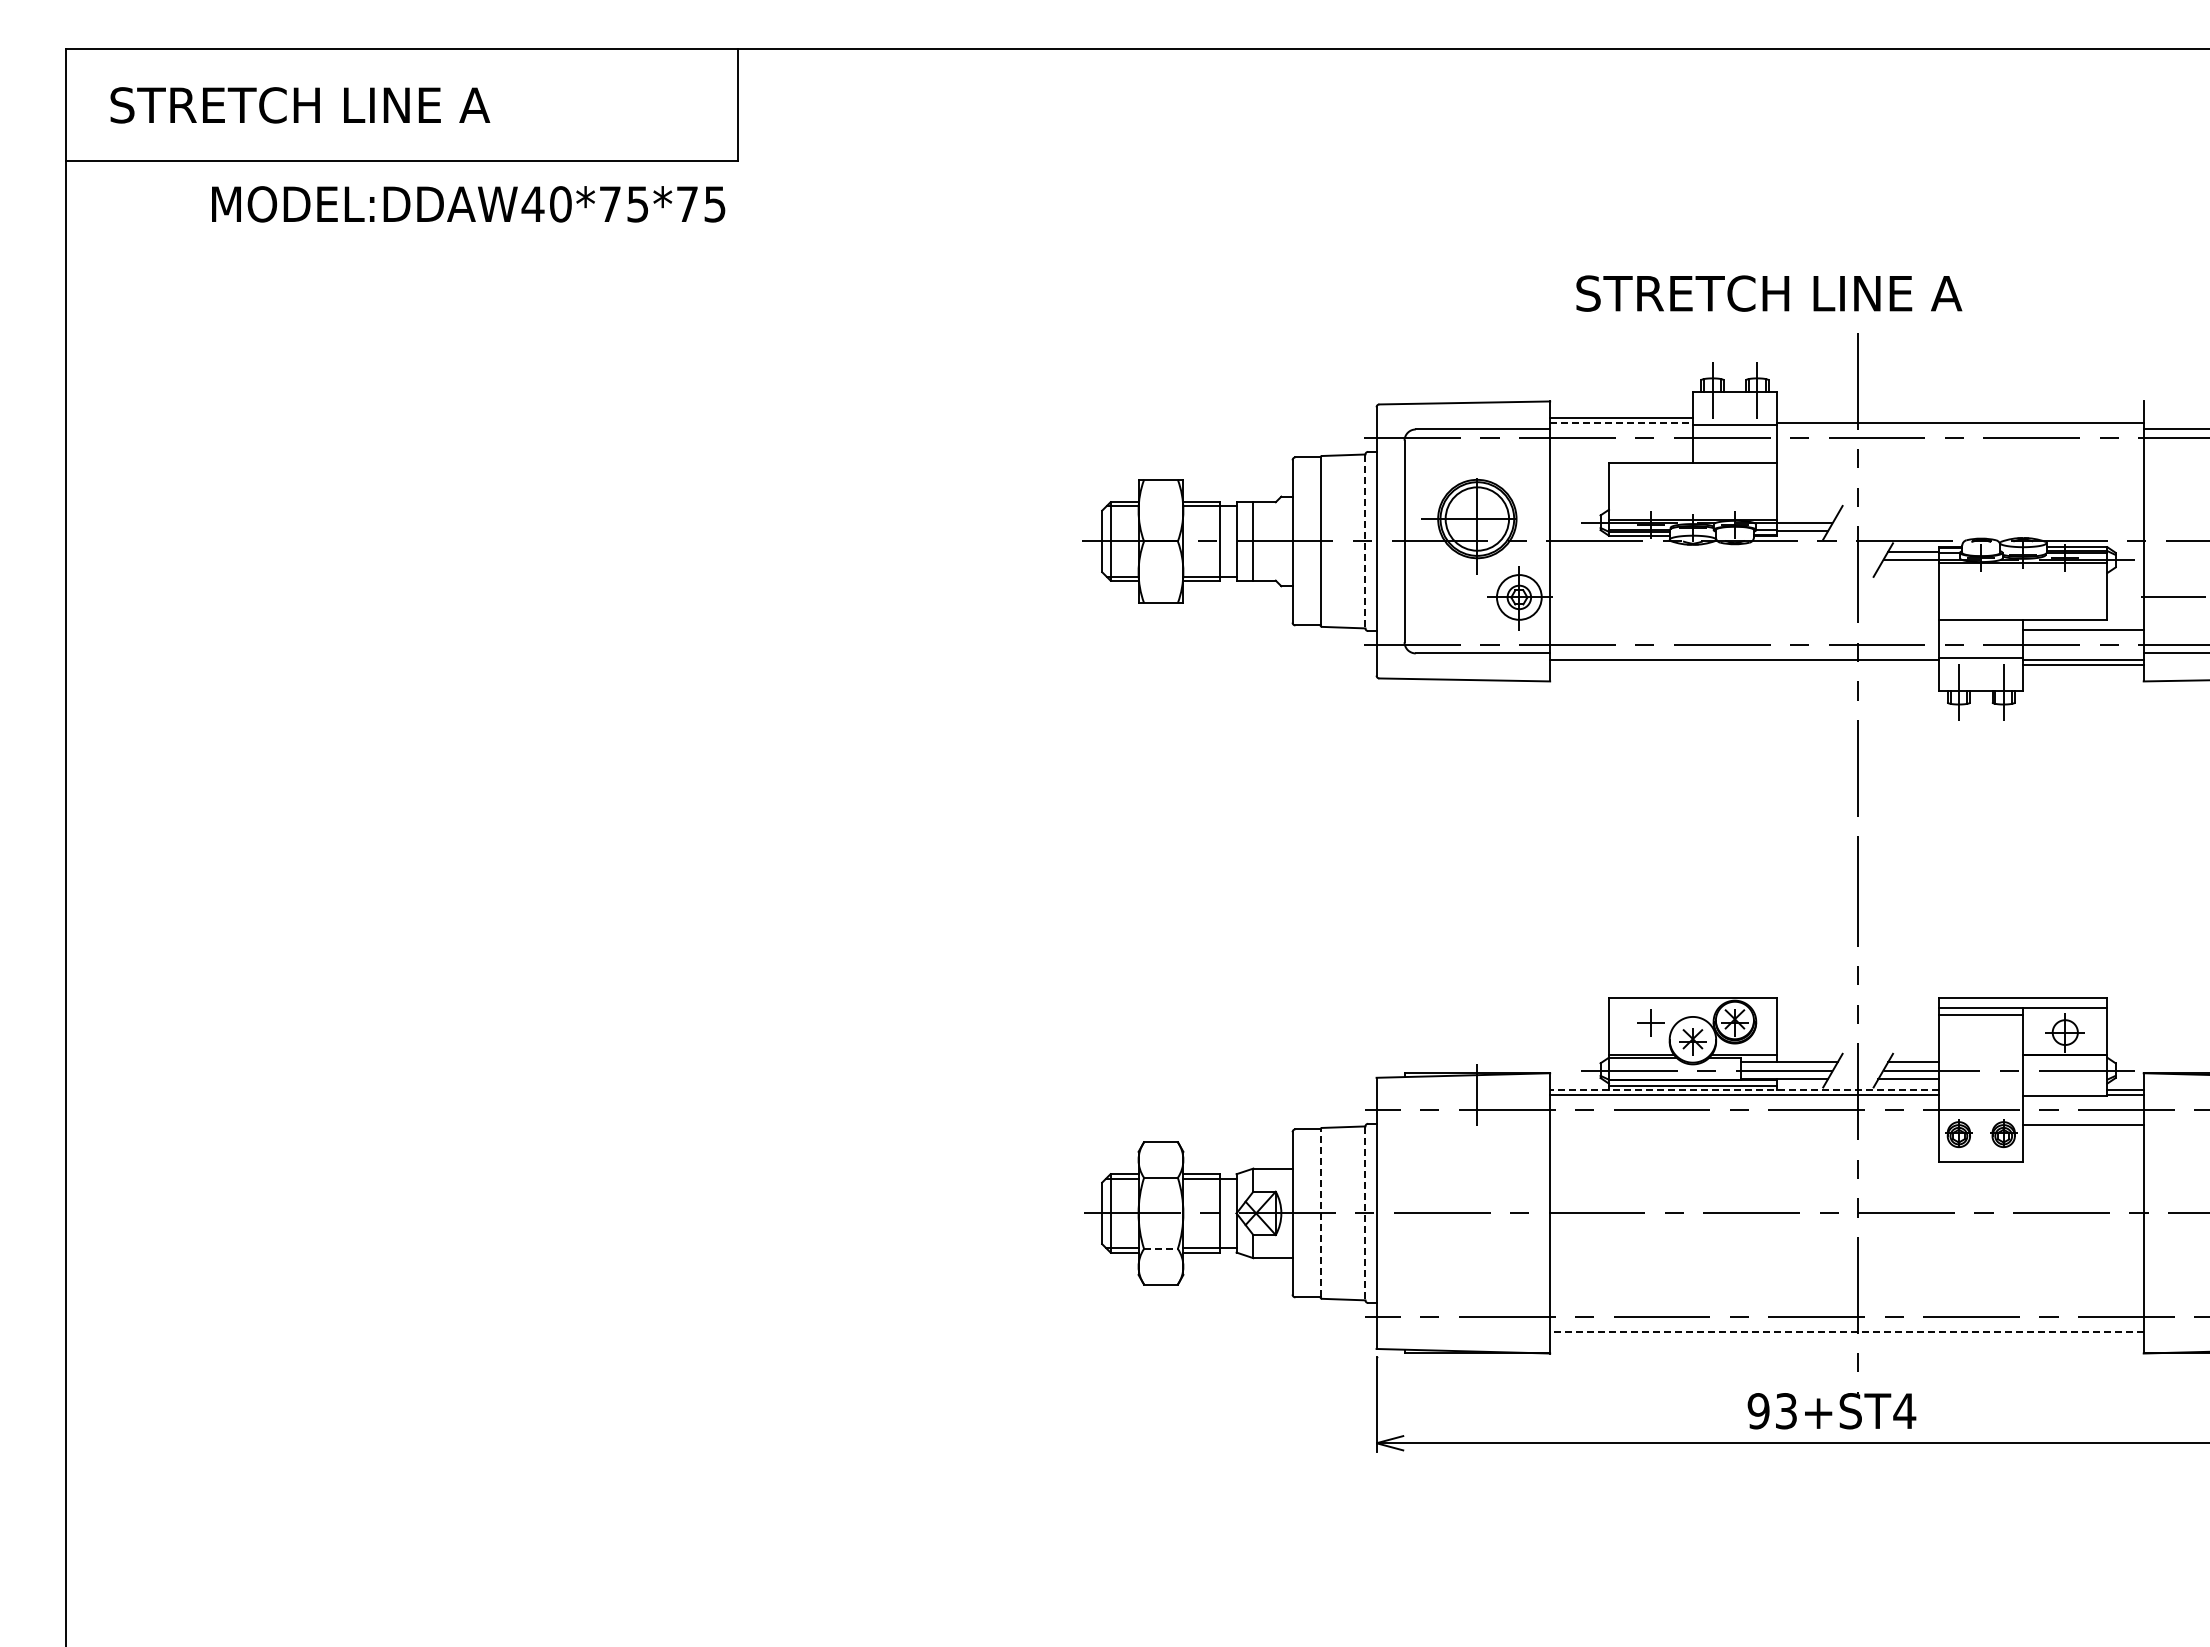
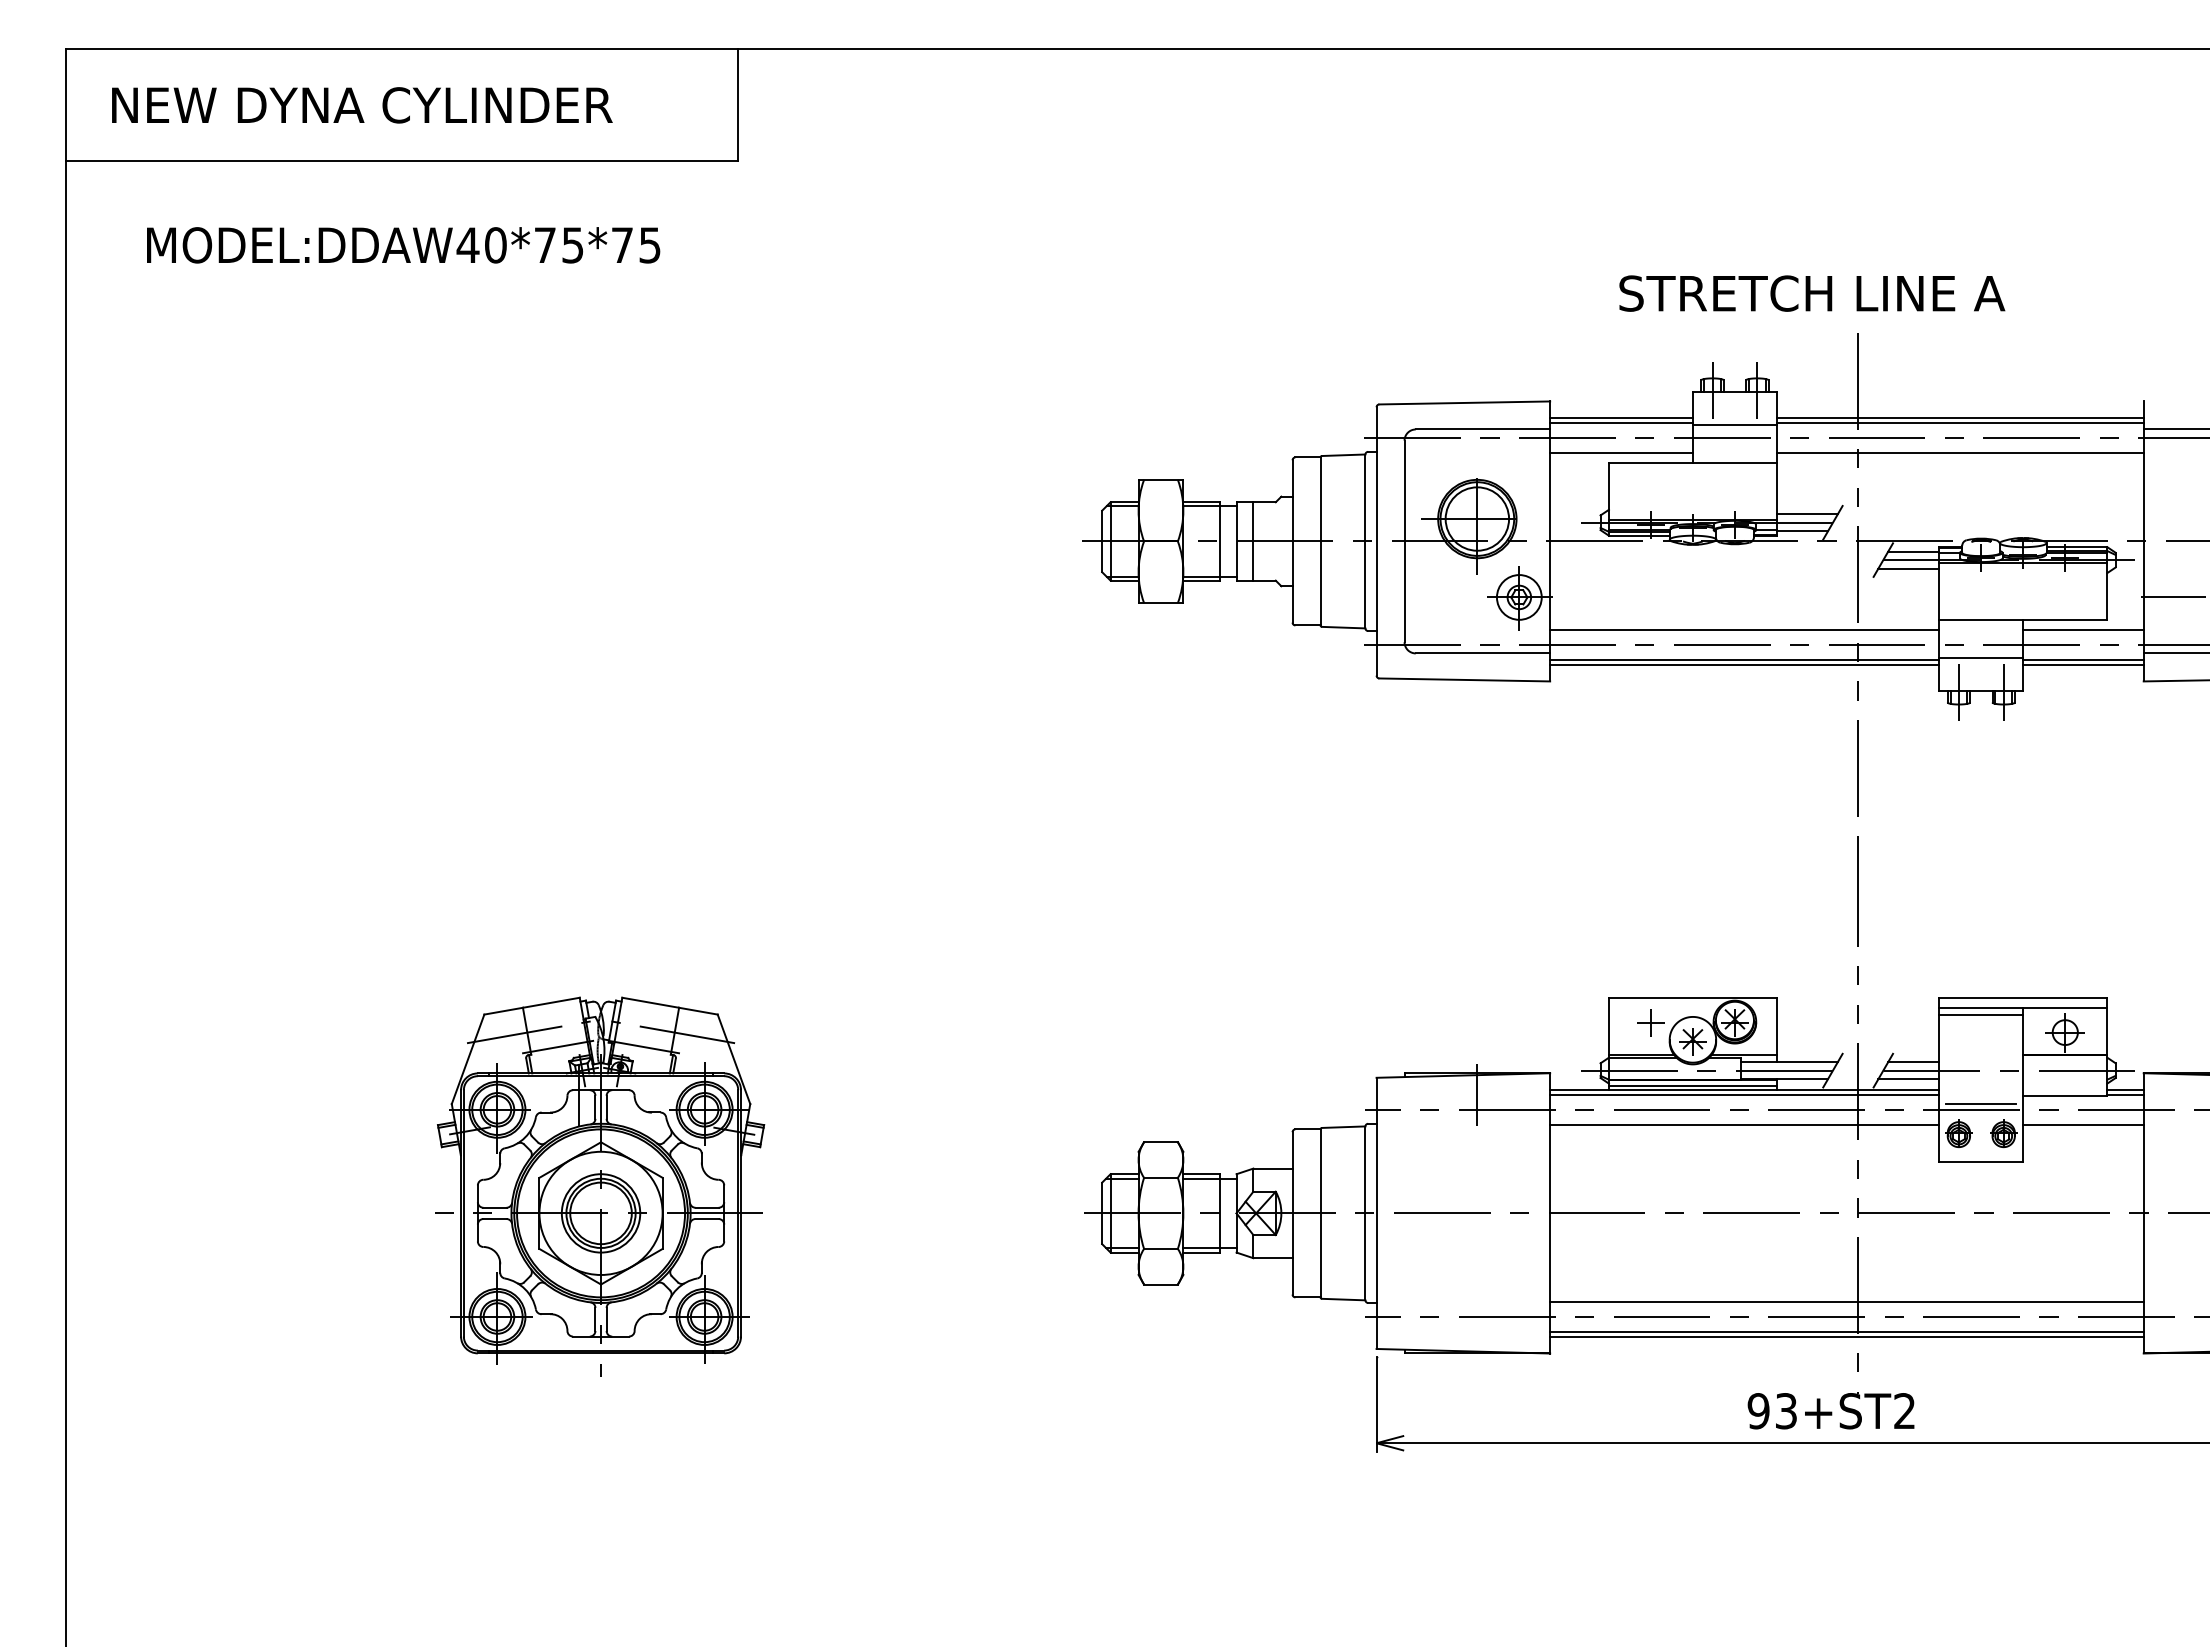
text: STRETCH LINE A -> NEW DYNA CYLINDER (361, 105)
text position: (468, 204) -> (403, 245) (403, 245)
text position: (1769, 293) -> (1812, 293) (1812, 293)
line: none -> present (1959, 418)
line: dashed -> solid (1622, 423)
line: none -> present (1621, 452)
line: none -> present (1959, 452)
line: none -> present (1806, 514)
line: dashed -> solid (1365, 541)
line: none -> present (1908, 568)
line: none -> present (1744, 630)
line: none -> present (1744, 664)
line: dashed -> solid (1744, 1090)
line: none -> present (1980, 1104)
line: none -> present (1744, 1124)
part: none -> present (600, 1186)
line: dashed -> solid (1320, 1212)
line: dashed -> solid (1365, 1213)
line: dashed -> solid (1160, 1248)
line: none -> present (1846, 1302)
line: dashed -> solid (1846, 1331)
line: none -> present (1846, 1336)
text: 93+ST4 -> 93+ST2 (1904, 1410)
